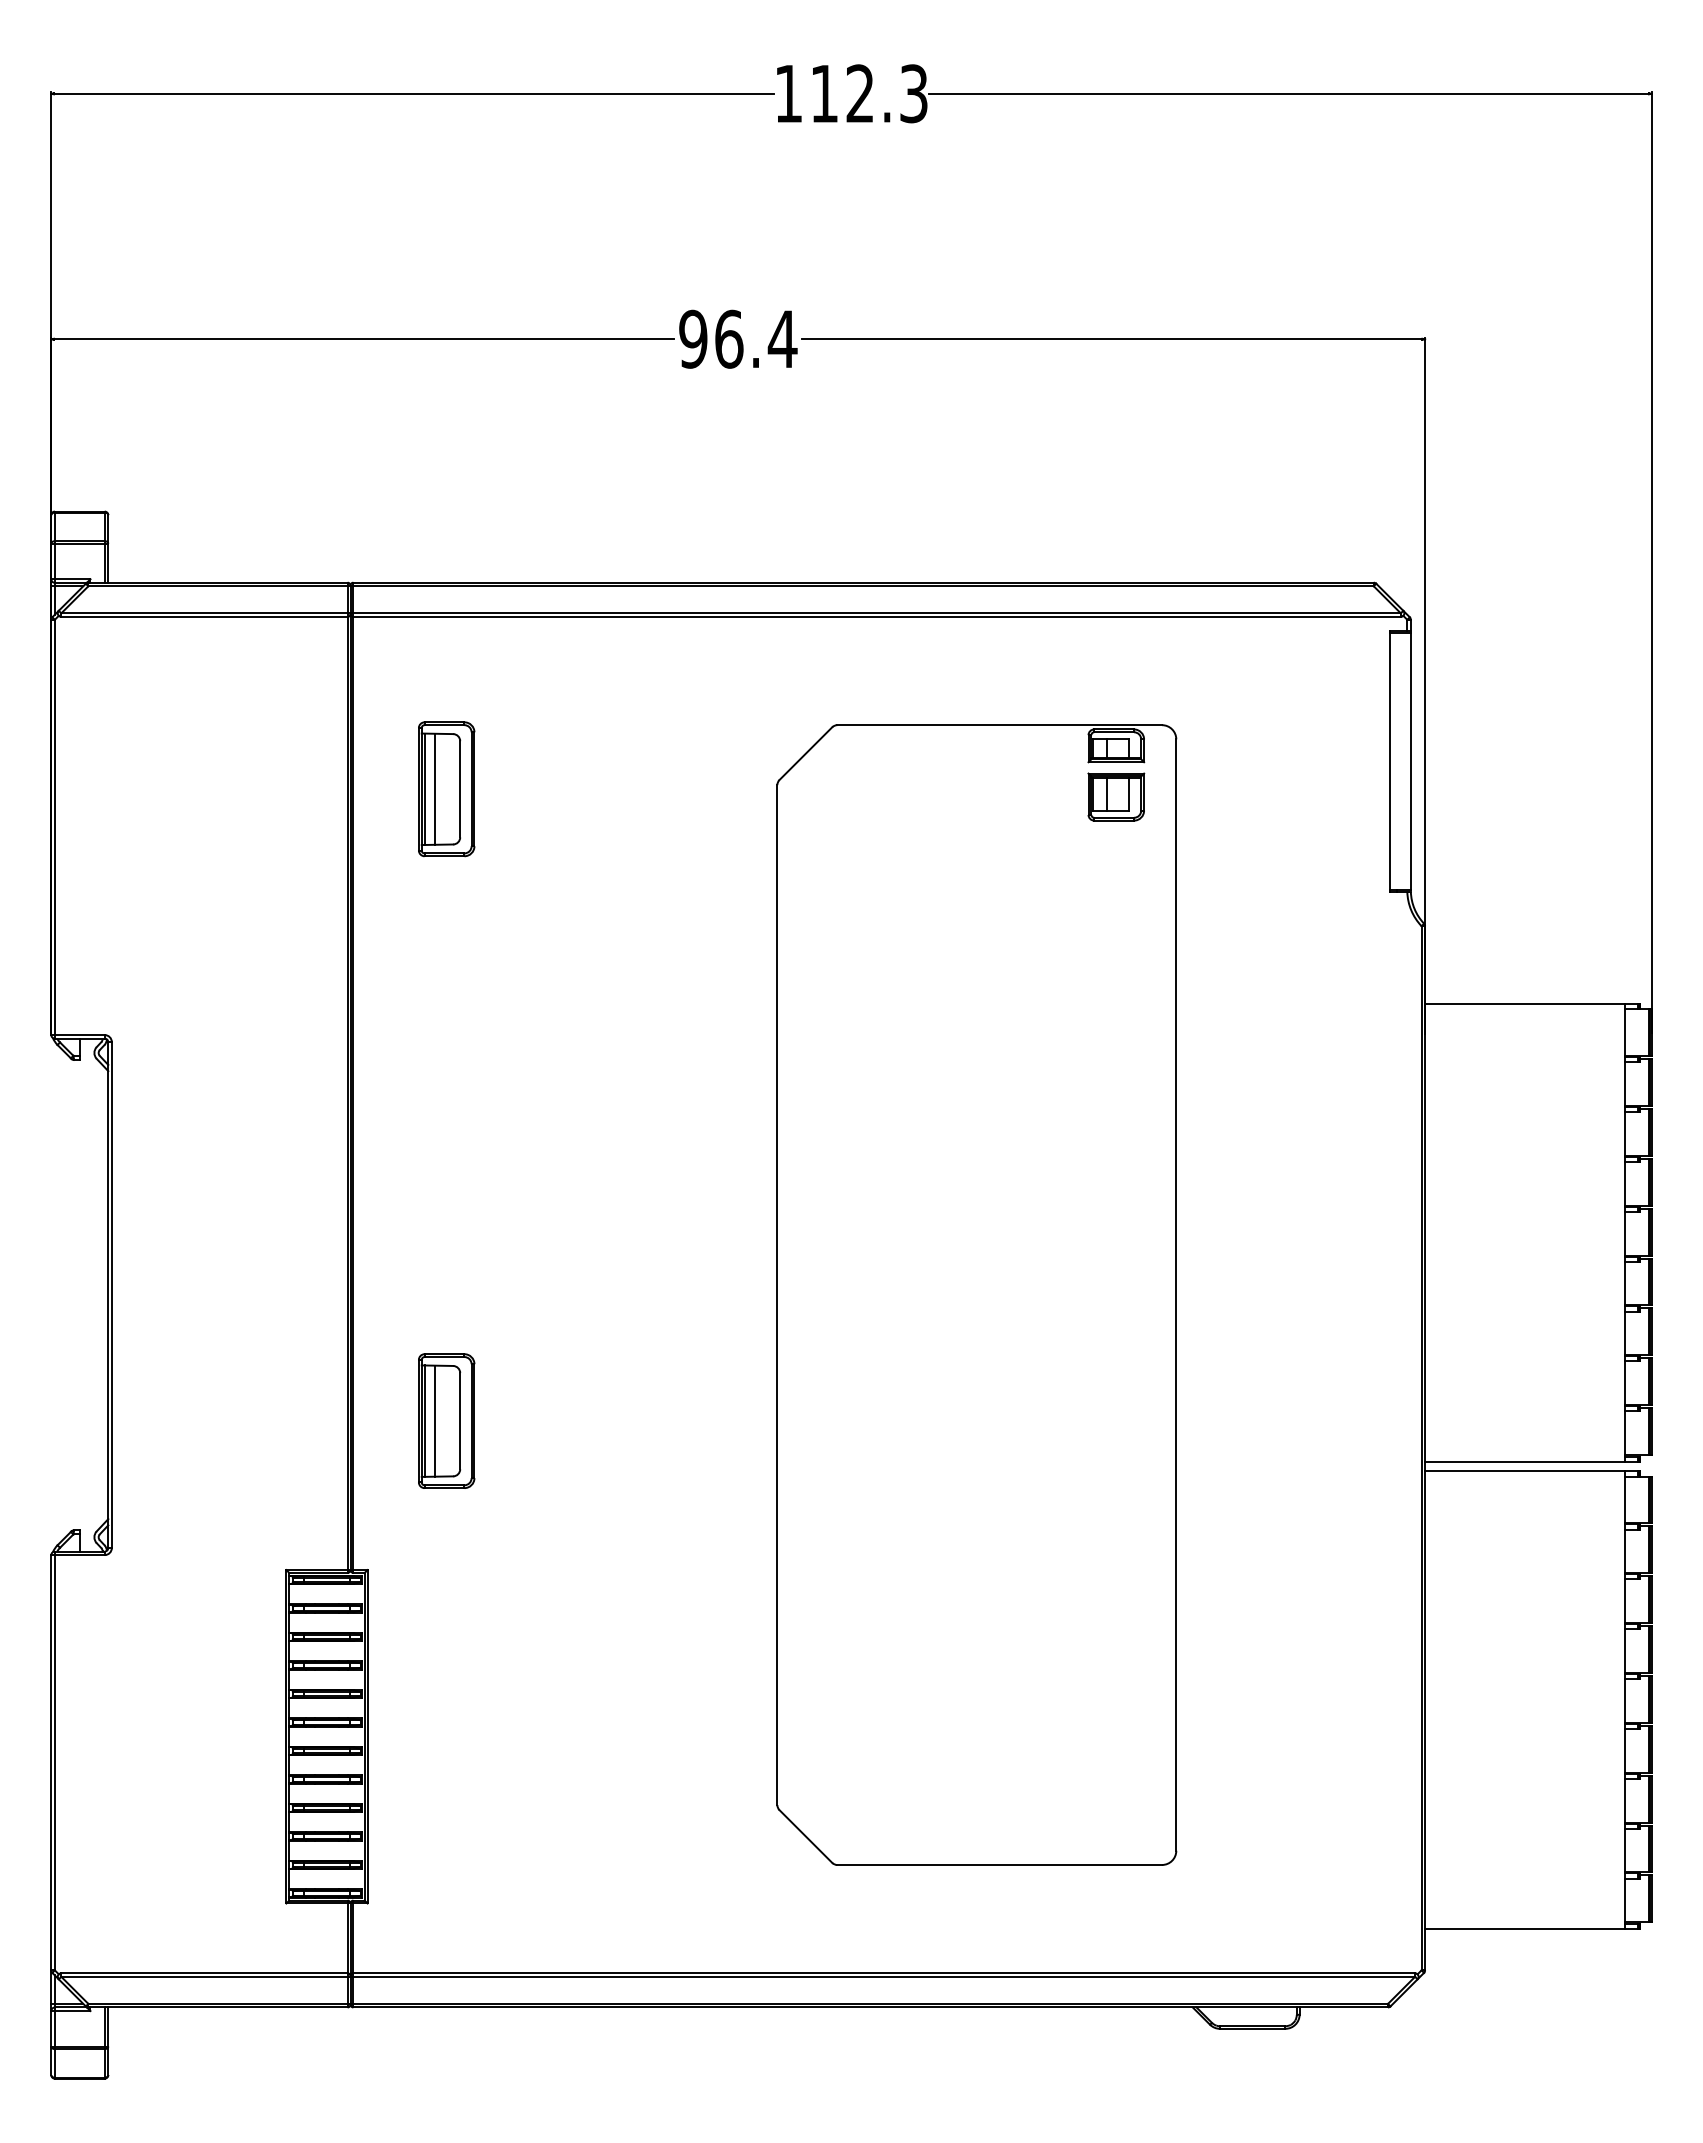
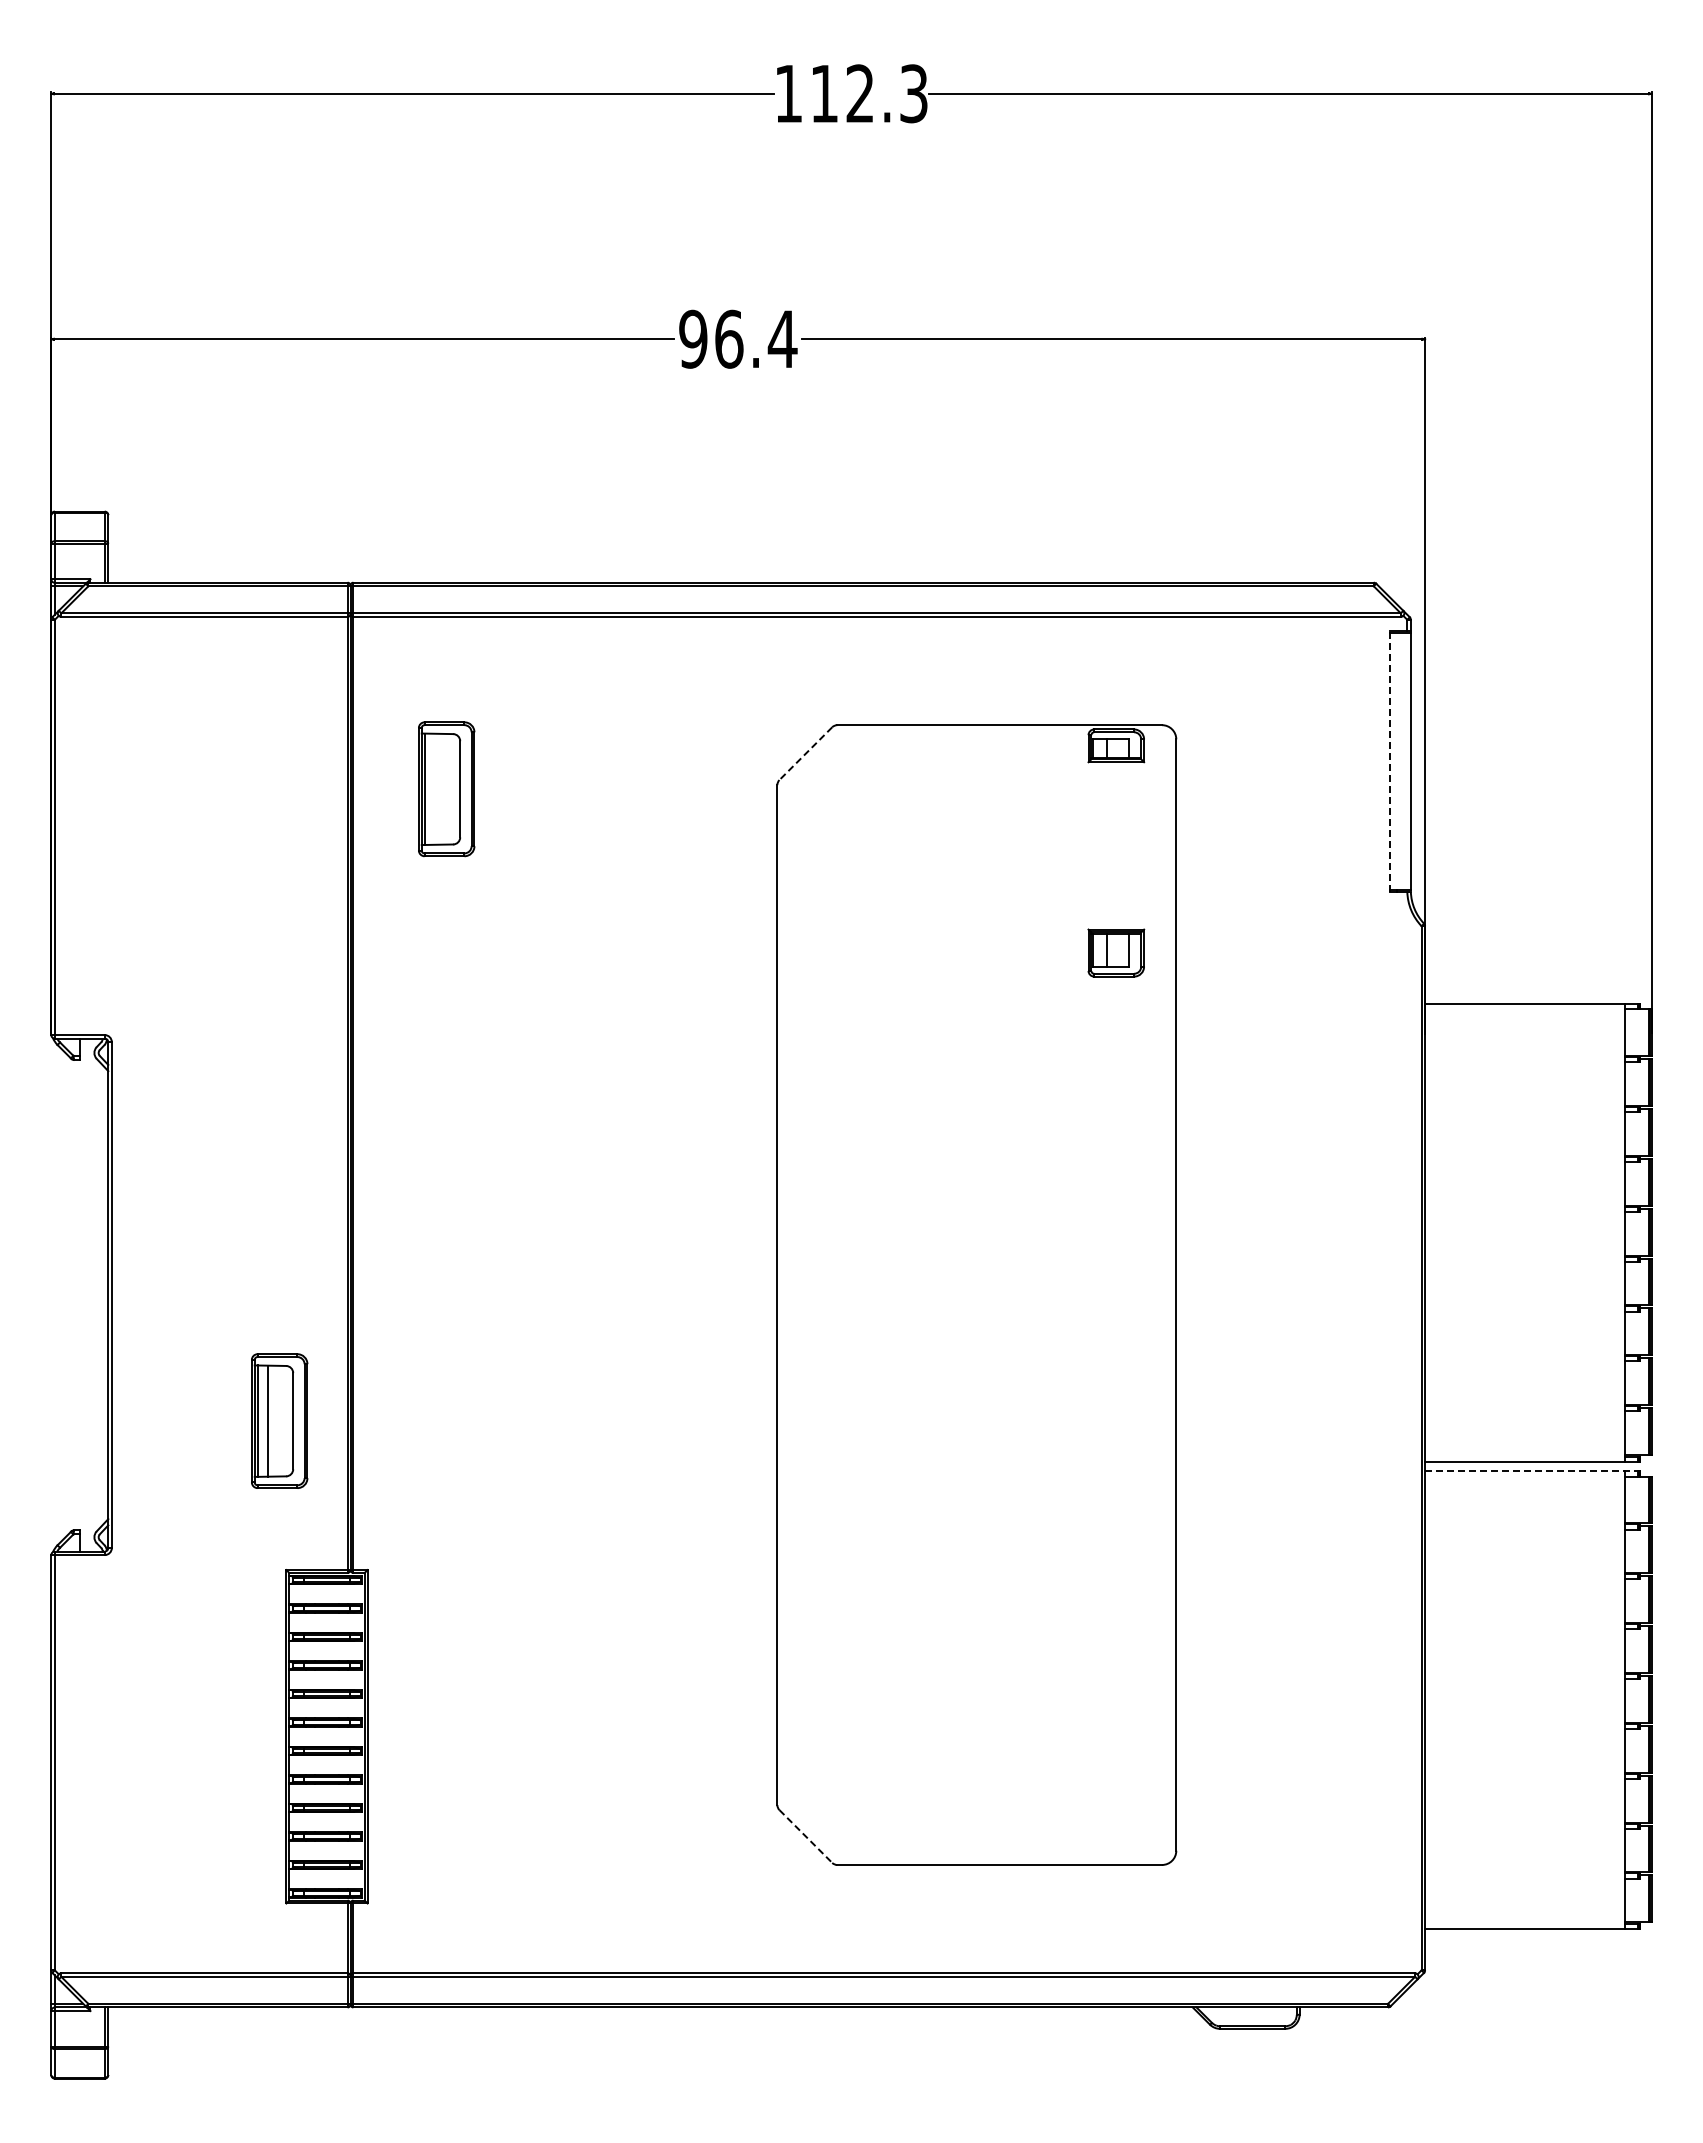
line: solid -> dashed (805, 754)
line: solid -> dashed (1389, 761)
line: present -> none (434, 788)
part position: (1116, 796) -> (1116, 952) (1116, 952)
part position: (446, 1420) -> (279, 1420) (279, 1420)
line: solid -> dashed (1532, 1471)
line: solid -> dashed (806, 1836)
